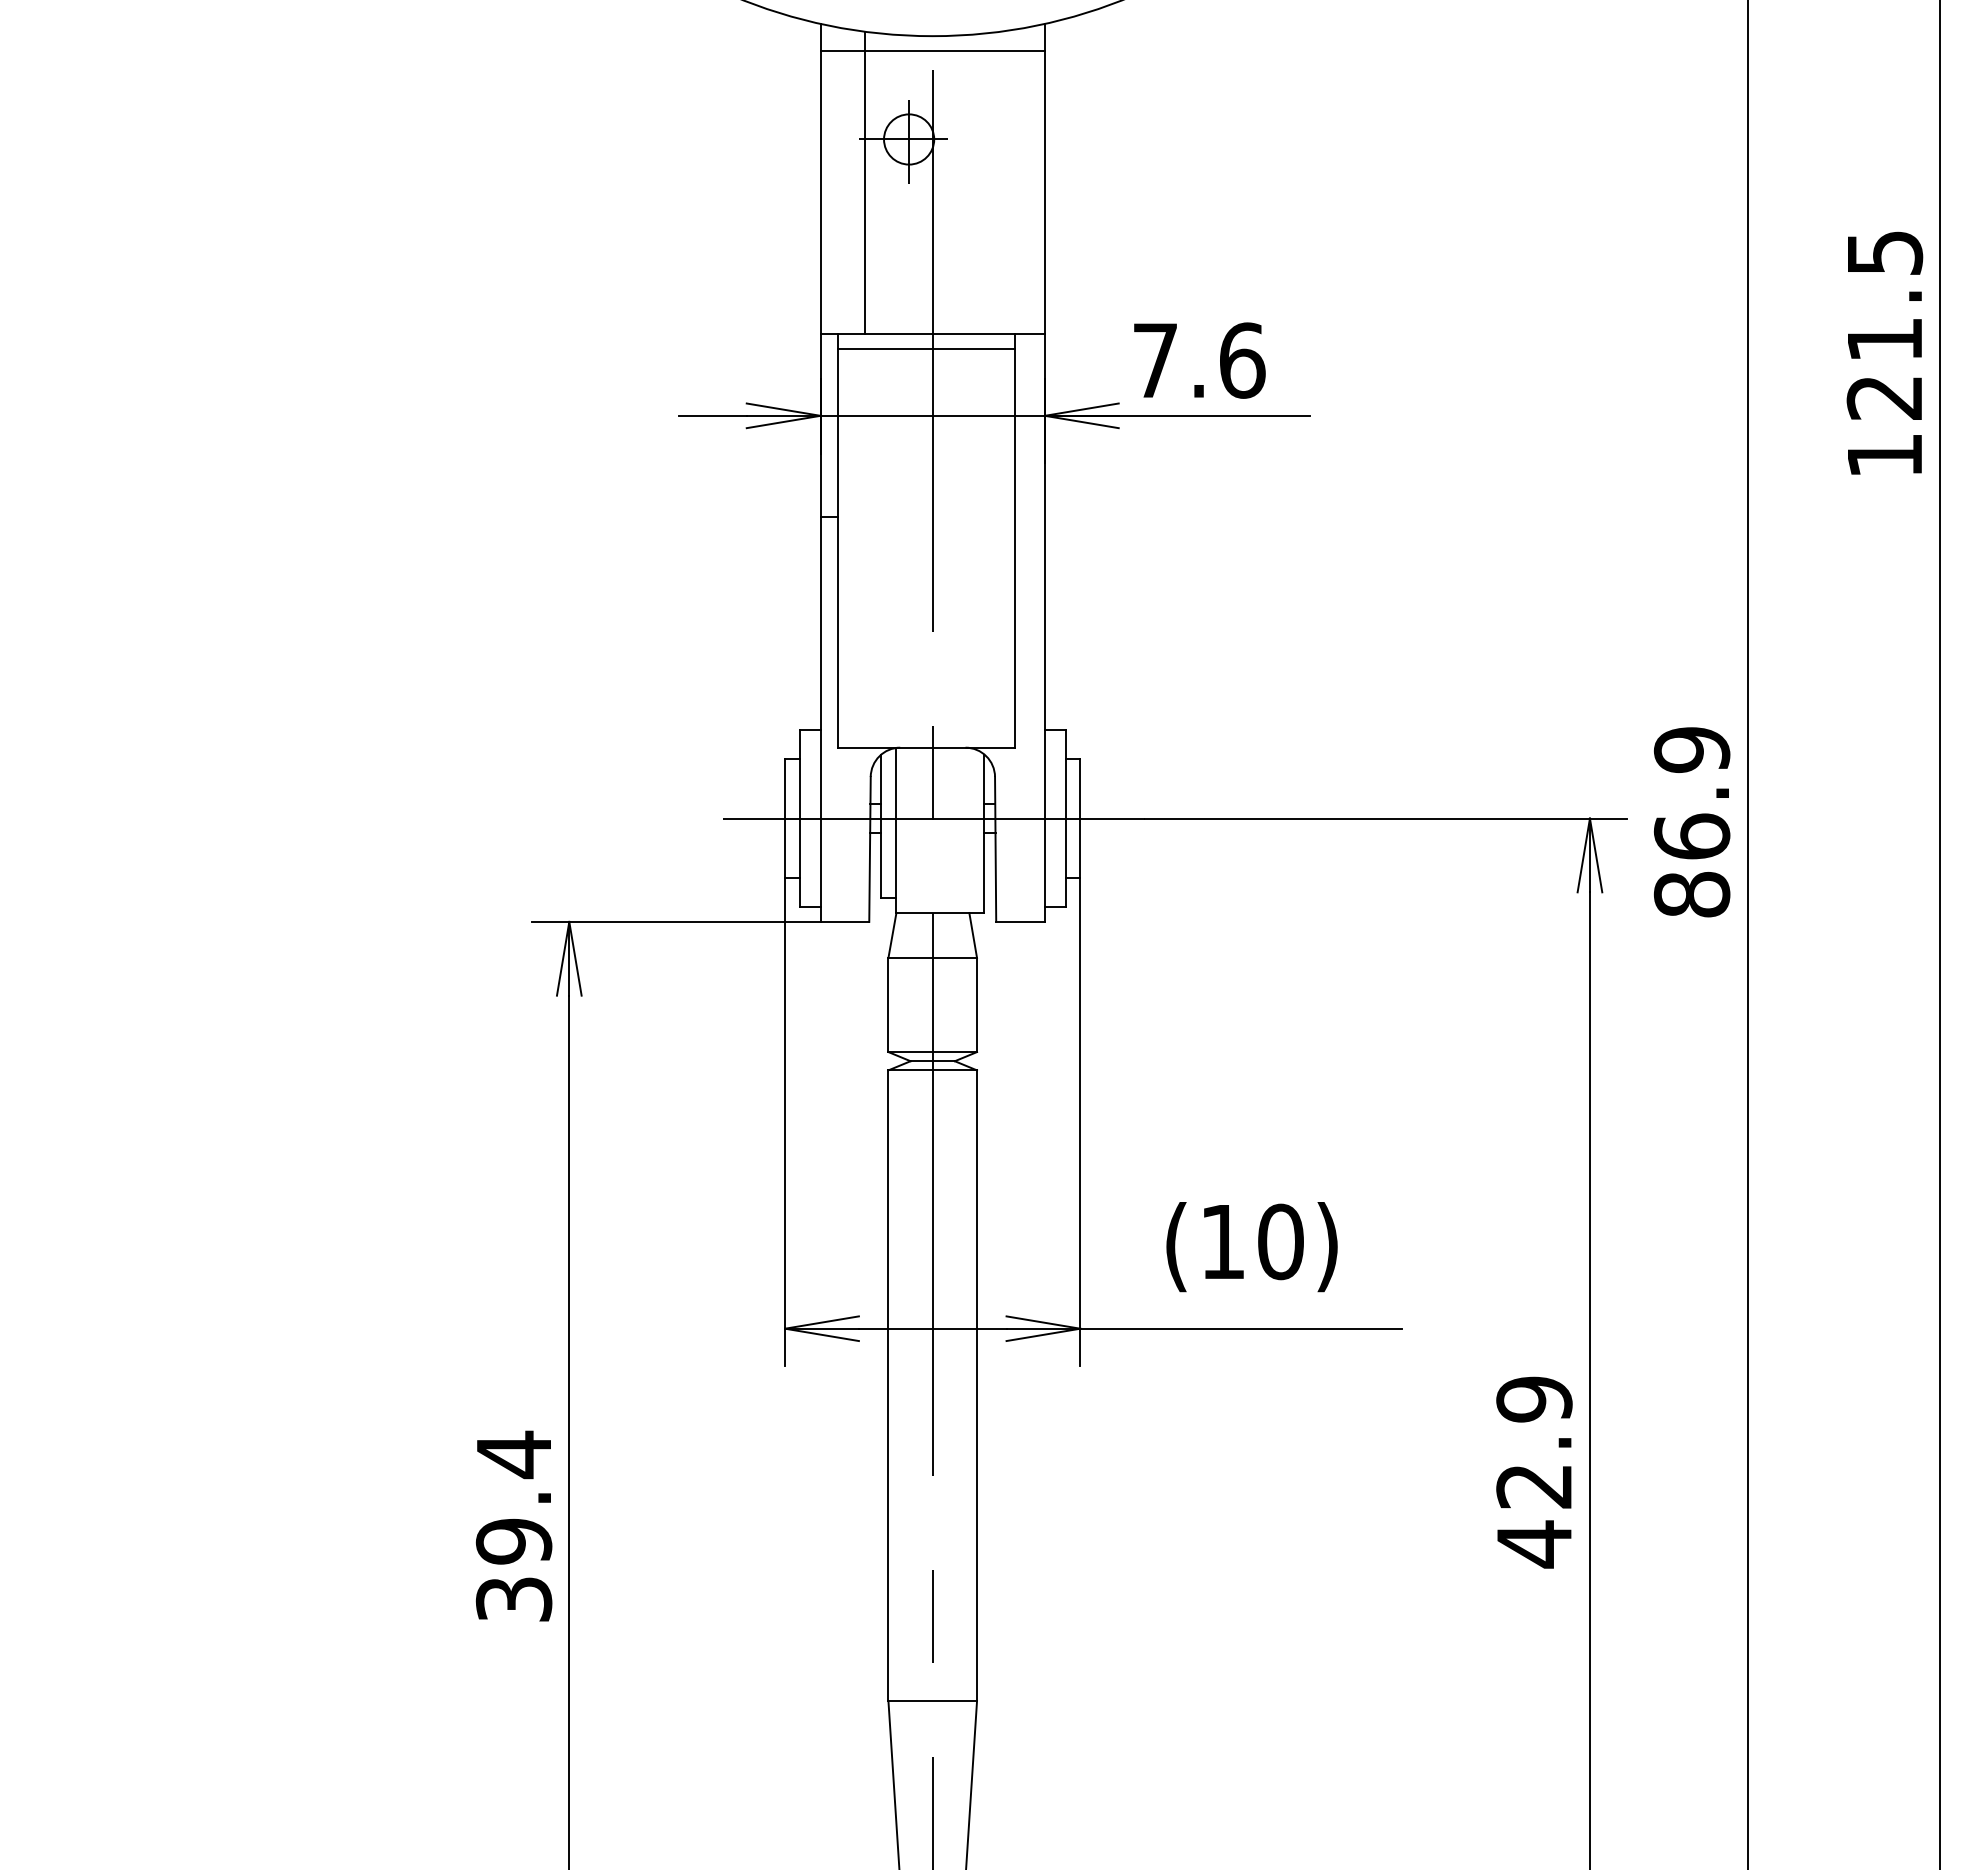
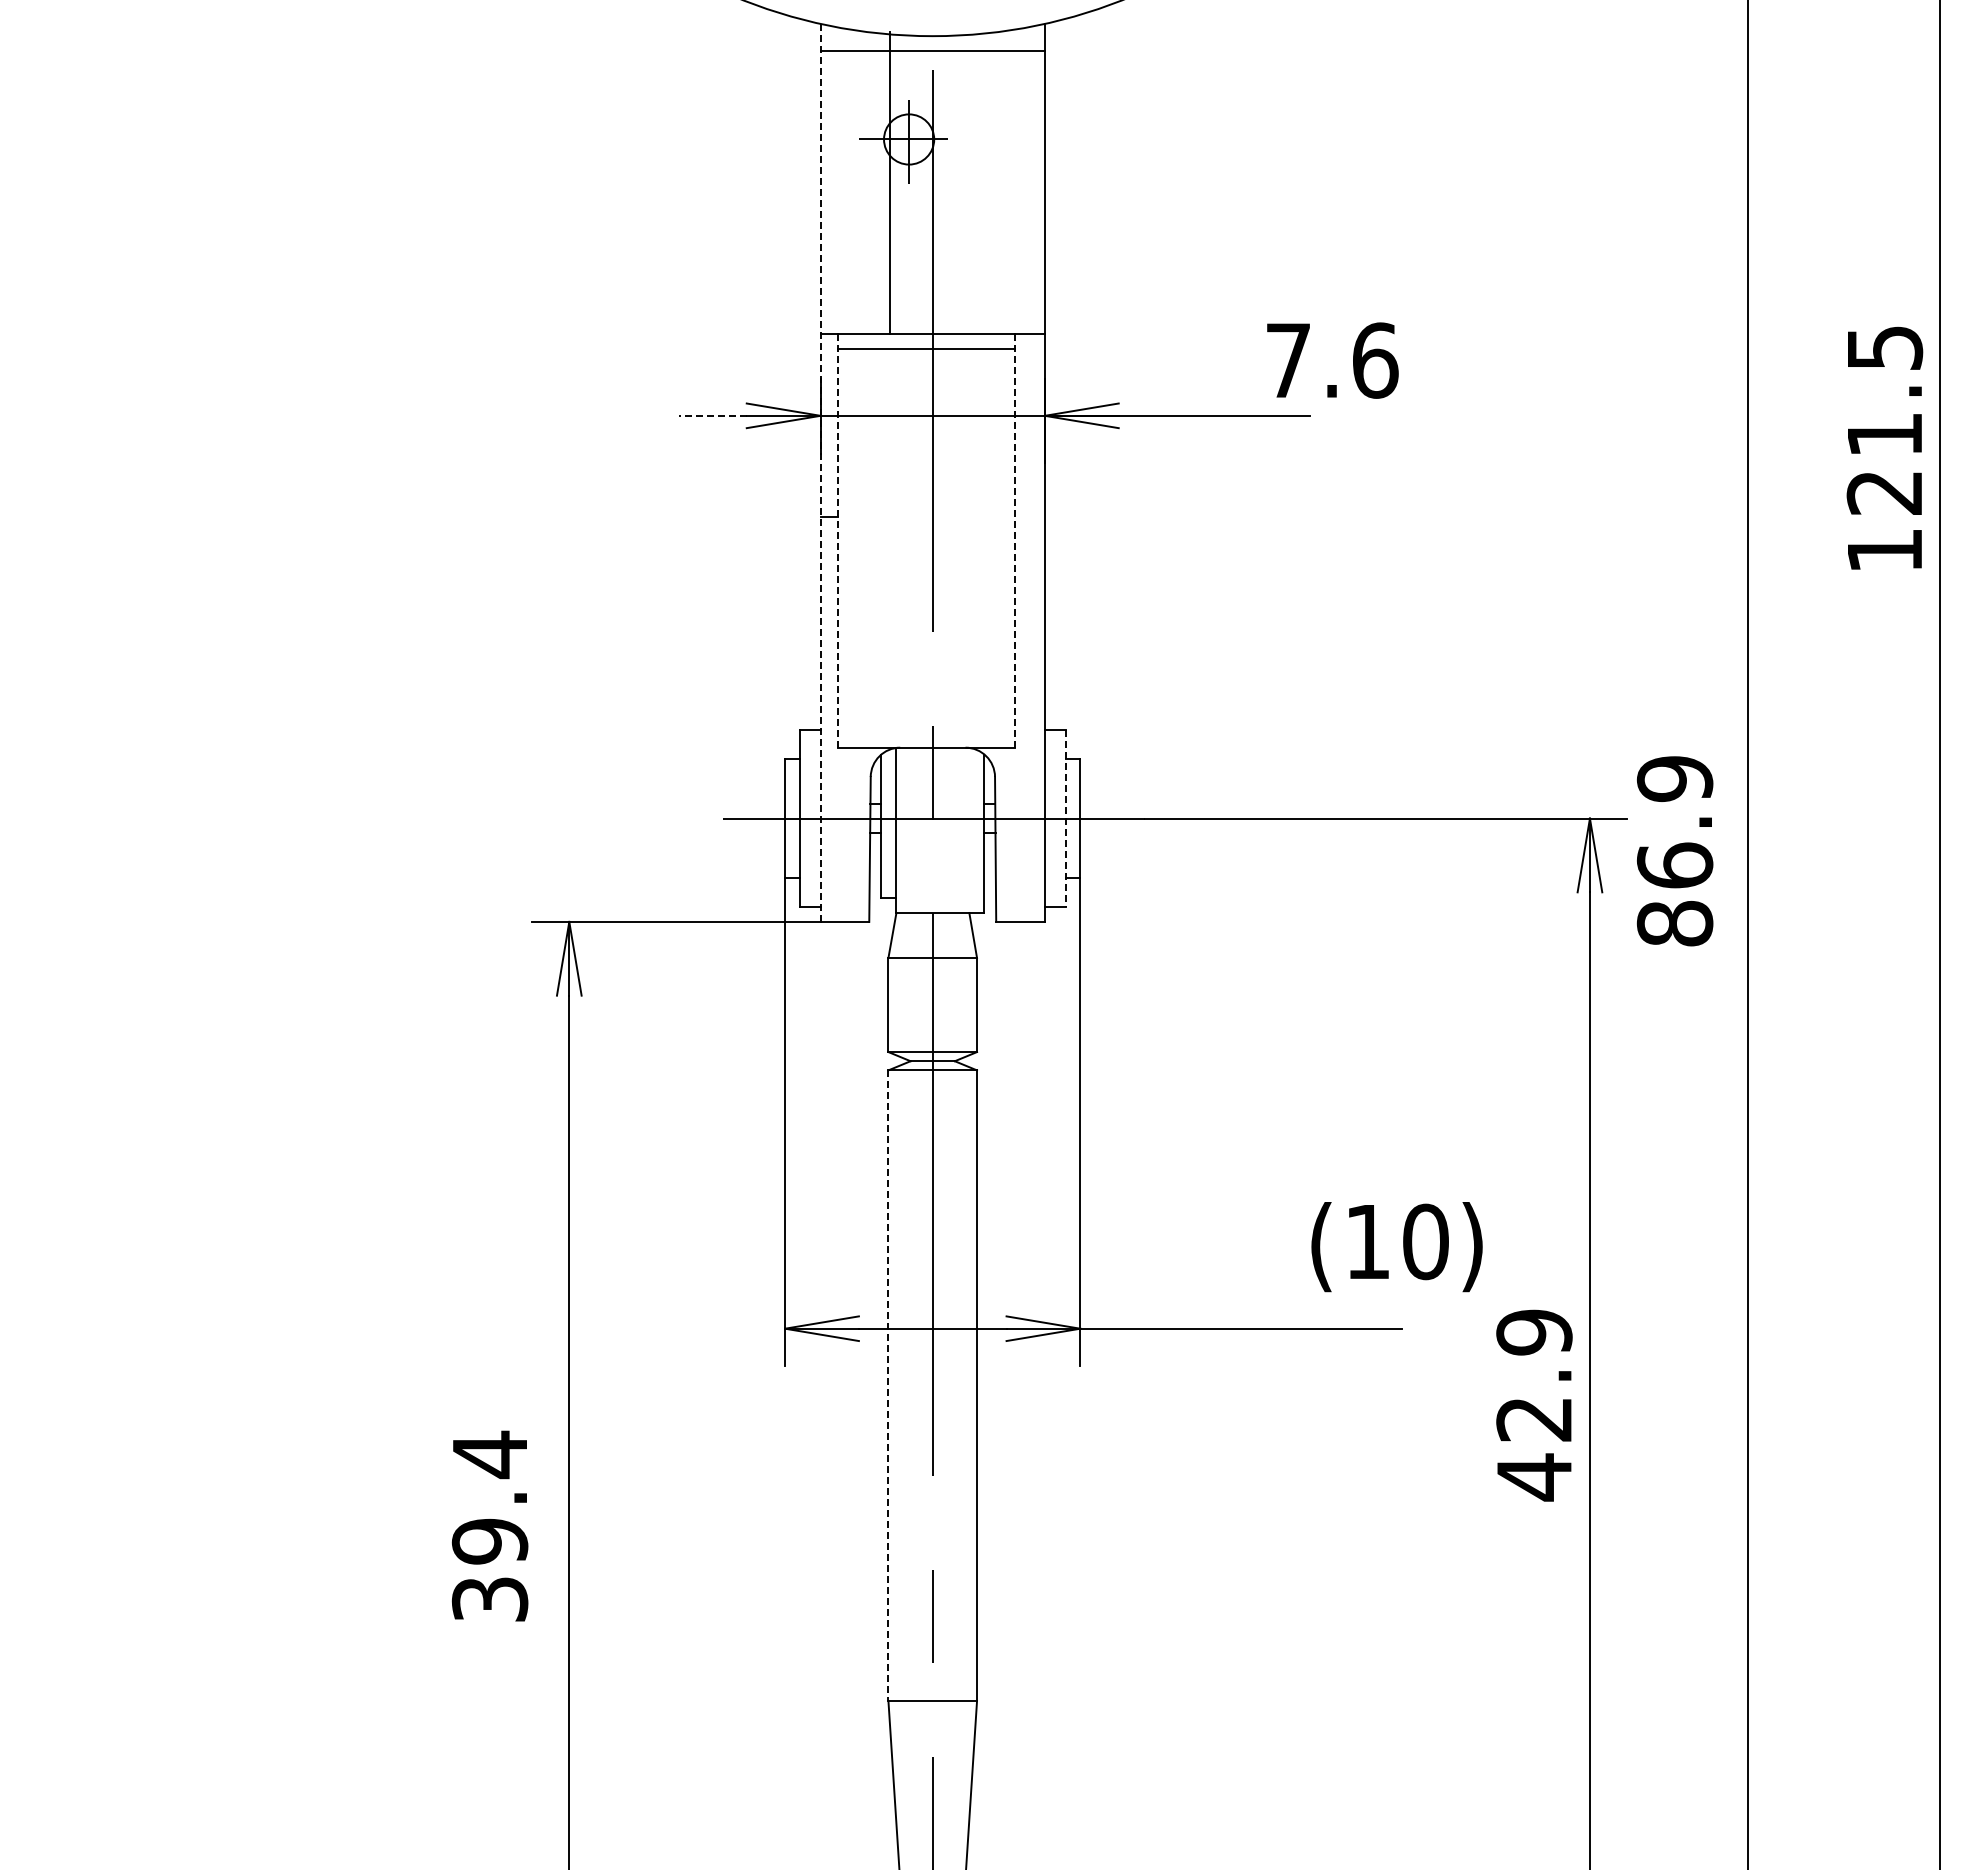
line position: (864, 182) -> (889, 182) (889, 182)
text position: (1884, 352) -> (1884, 447) (1884, 447)
text position: (1199, 360) -> (1332, 360) (1332, 360)
line: solid -> dashed (712, 415)
line: solid -> dashed (820, 473)
line: solid -> dashed (838, 541)
line: solid -> dashed (1015, 541)
line: solid -> dashed (1065, 818)
text position: (1692, 822) -> (1675, 851) (1675, 851)
text position: (1251, 1247) -> (1396, 1247) (1396, 1247)
line: solid -> dashed (888, 1386)
text position: (1534, 1472) -> (1534, 1405) (1534, 1405)
text position: (513, 1525) -> (489, 1525) (489, 1525)
